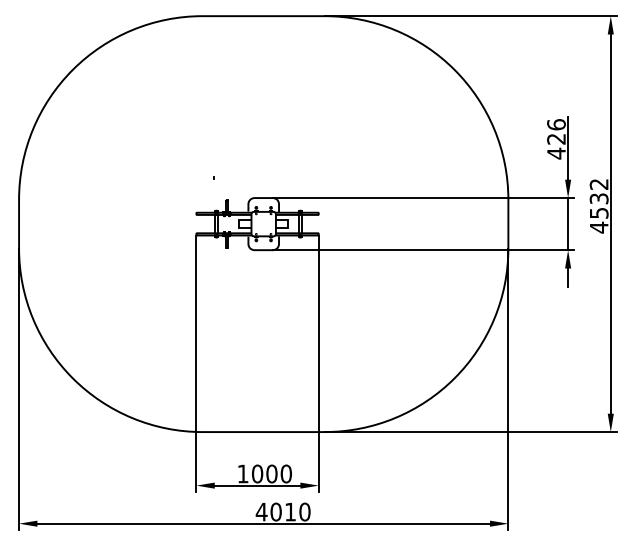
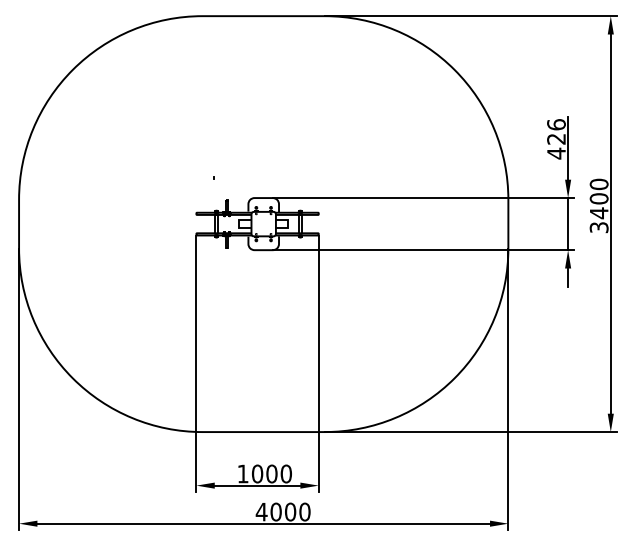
text: 4532 -> 3400 (598, 205)
text: 4010 -> 4000 (290, 511)
